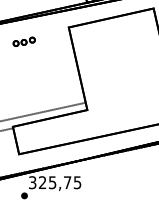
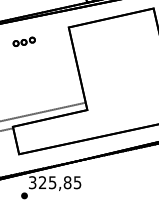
text: 325,75 -> 325,85 (67, 182)
